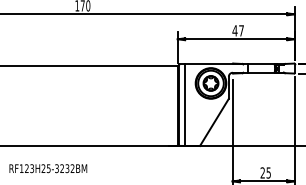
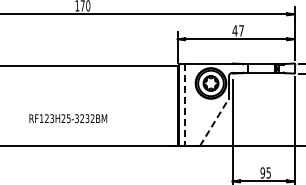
line: solid -> dashed (184, 105)
line: solid -> dashed (214, 122)
text position: (48, 168) -> (68, 118) (68, 118)
text: 25 -> 95 (262, 172)
